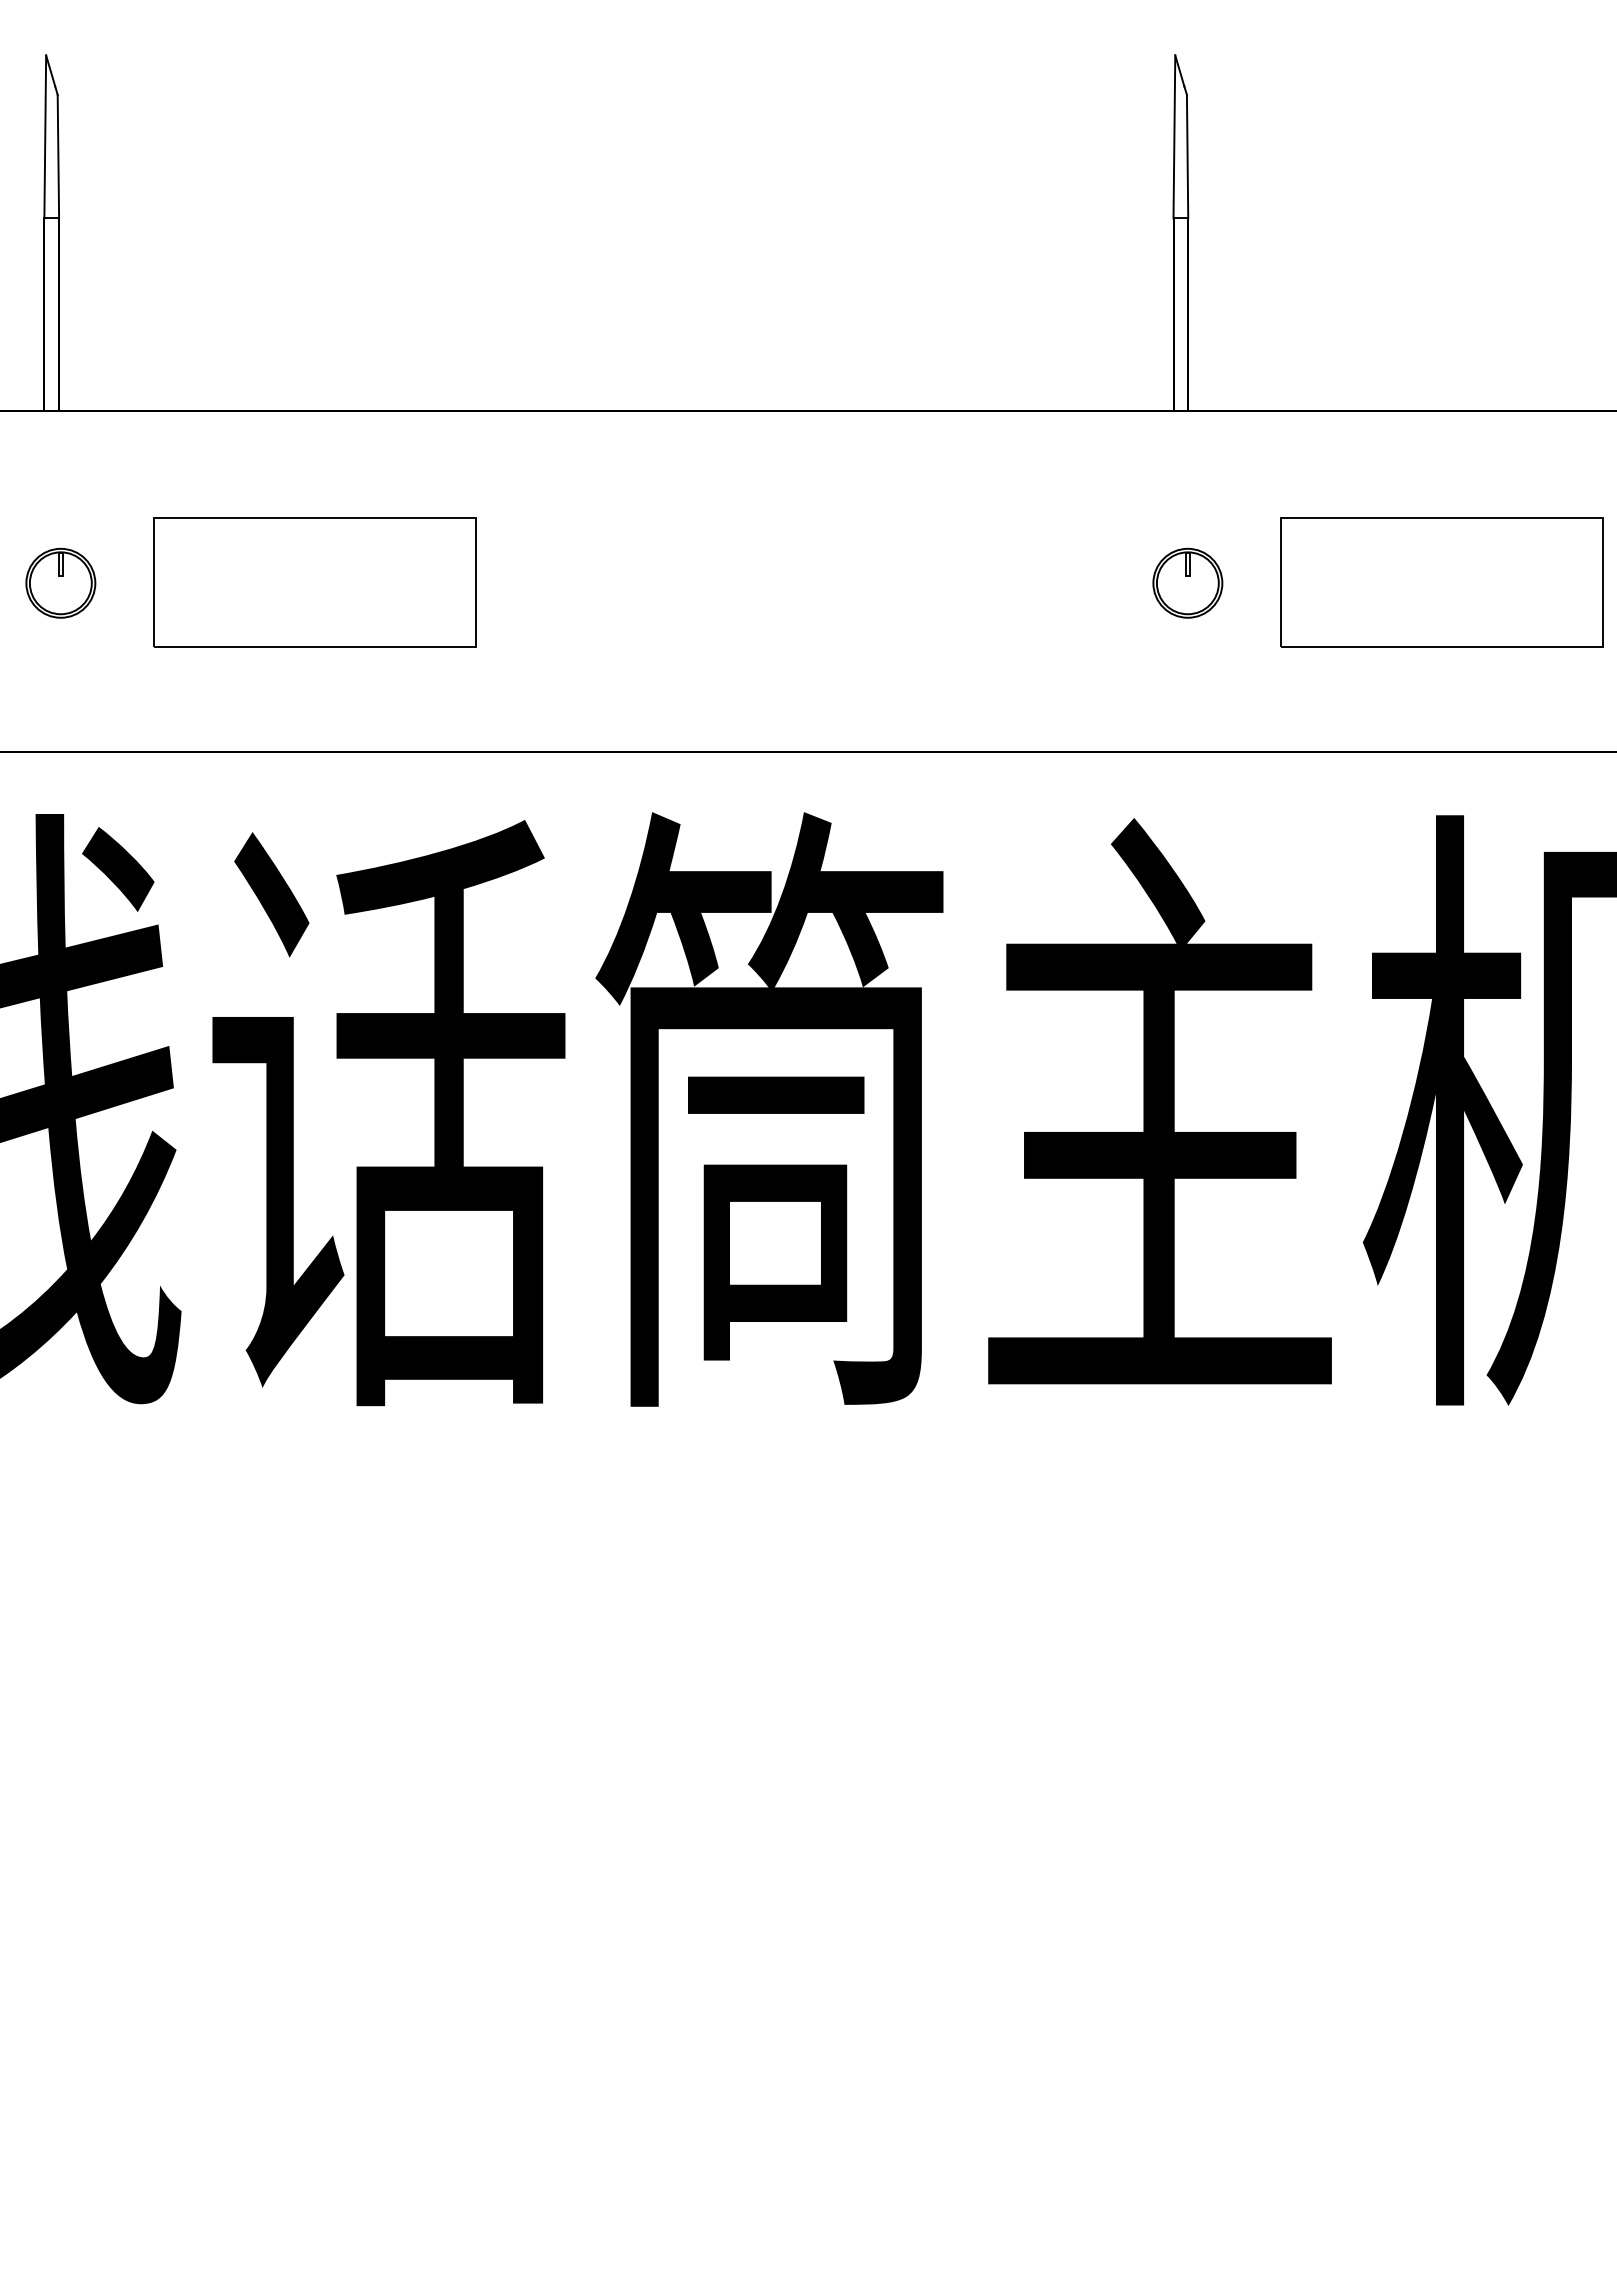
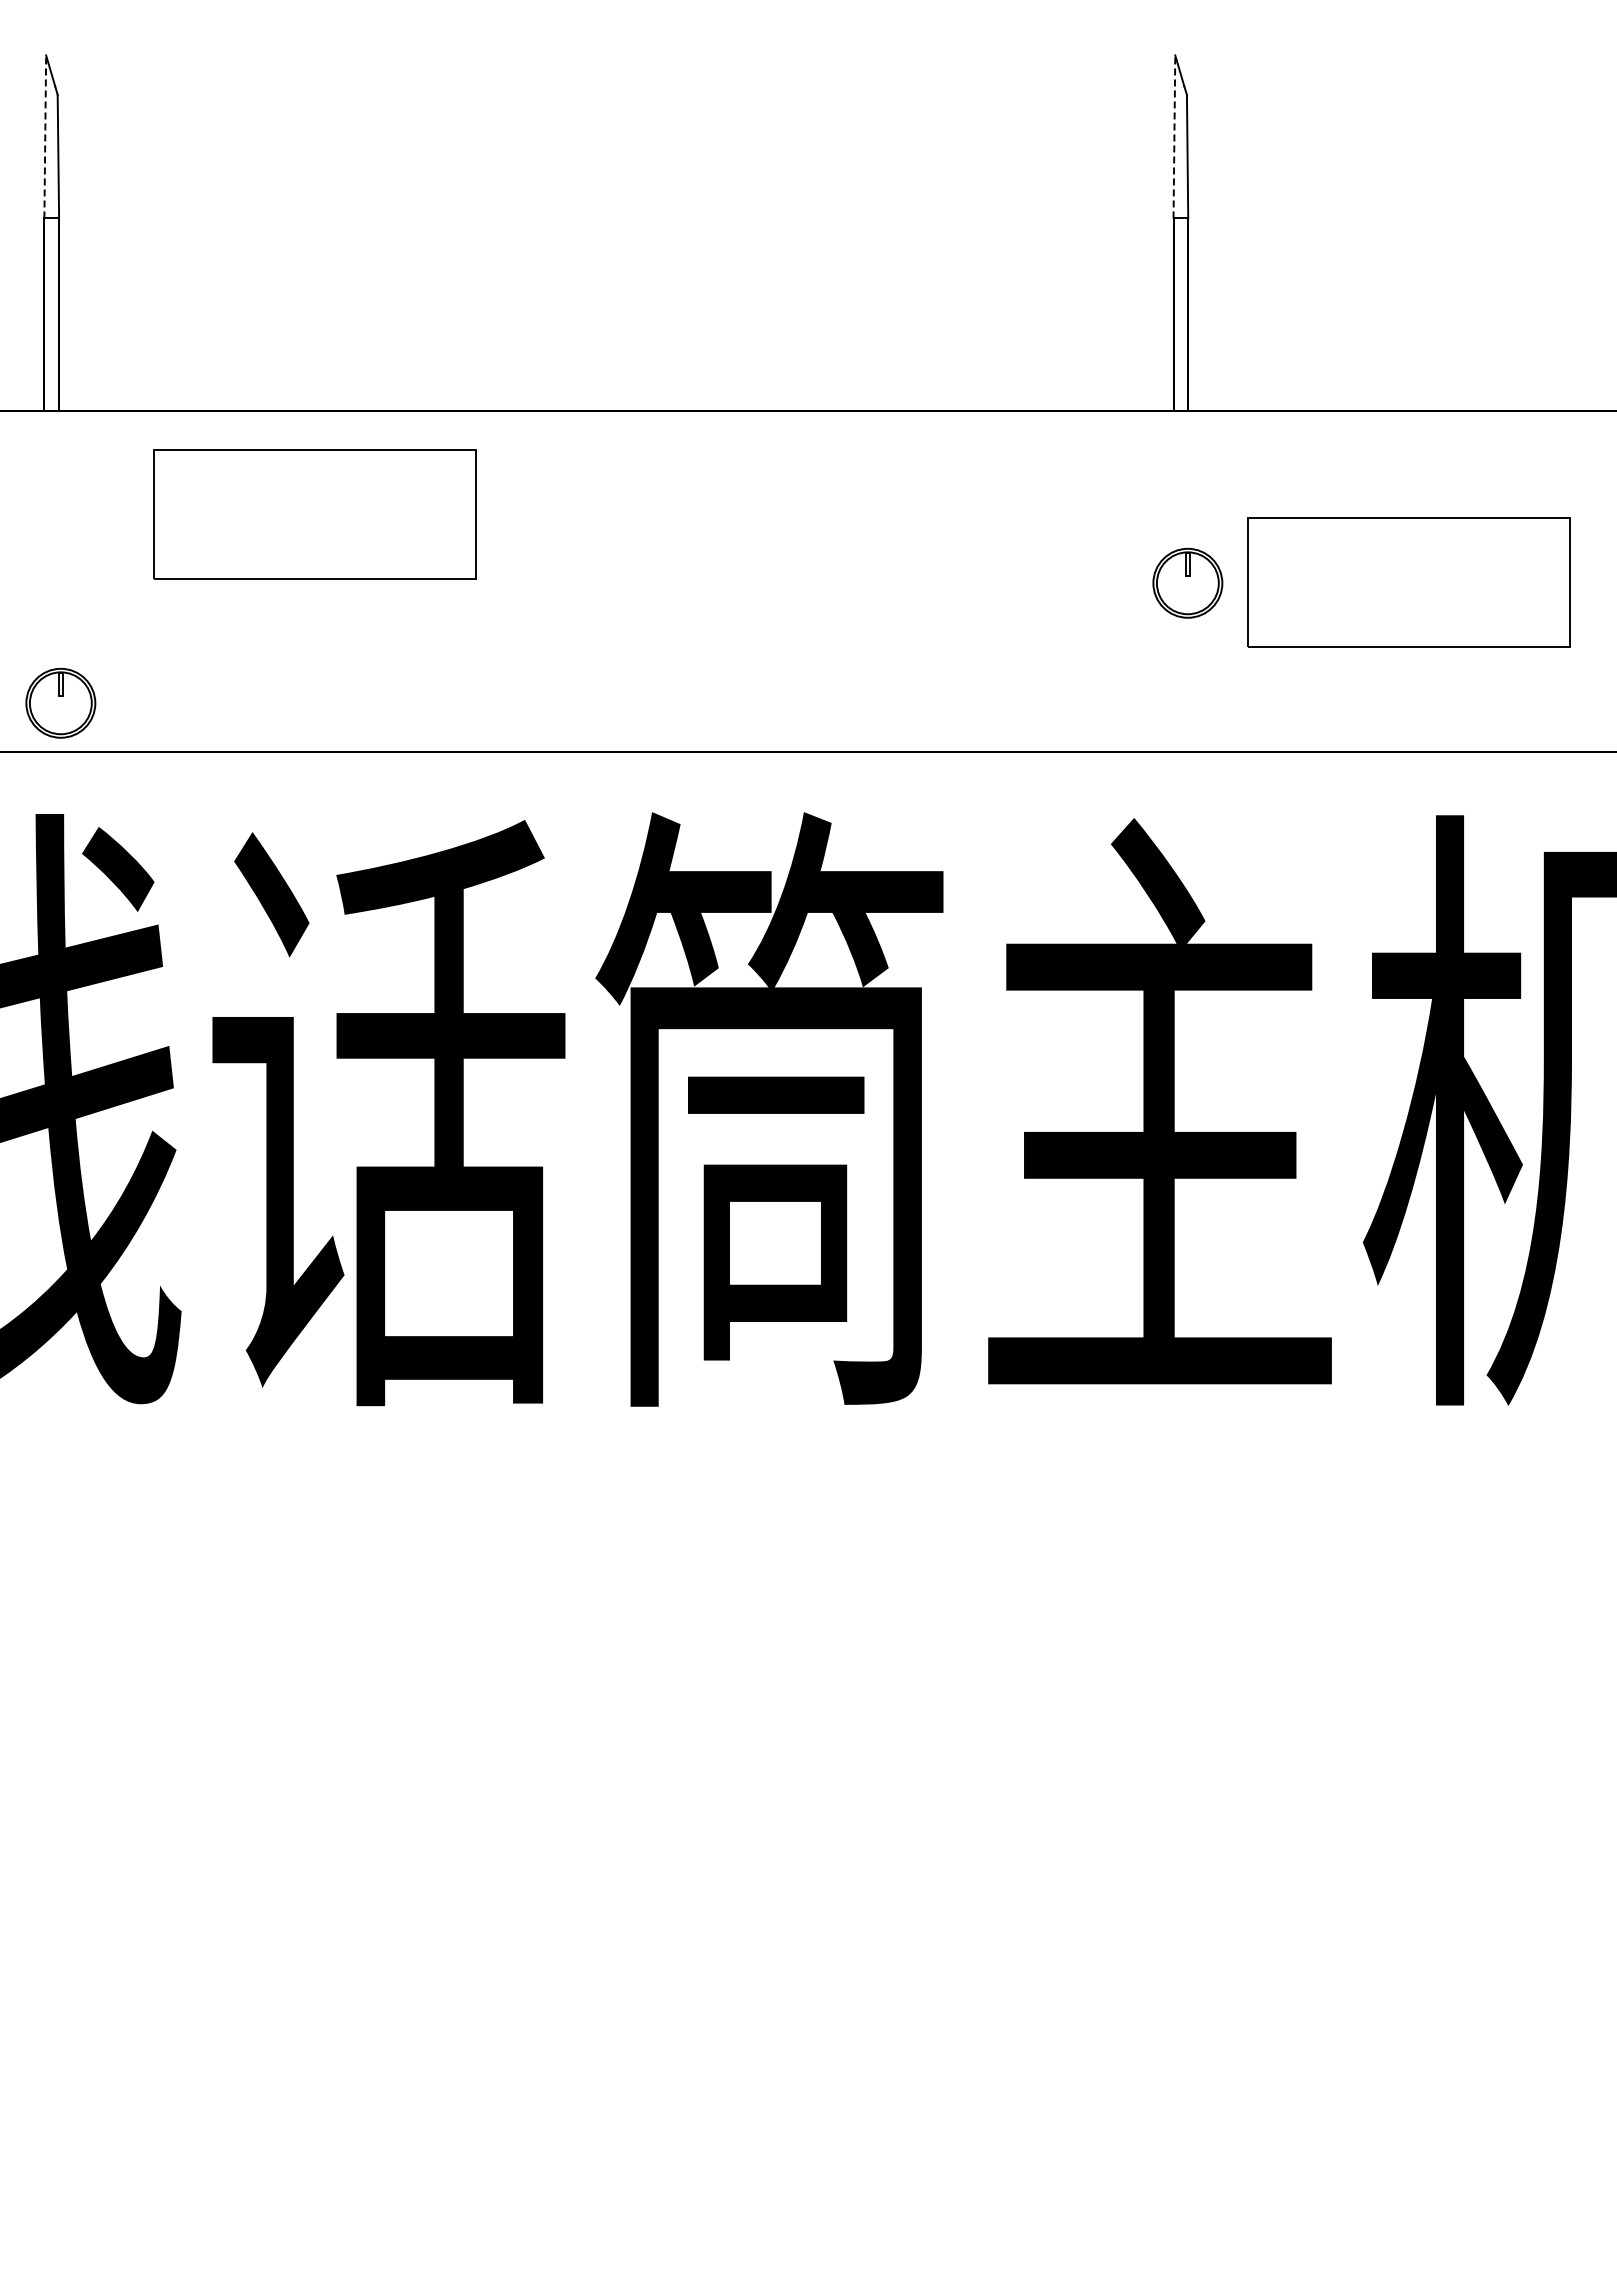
line: solid -> dashed (45, 136)
line: solid -> dashed (1174, 136)
part position: (60, 582) -> (60, 702) (60, 702)
part position: (314, 582) -> (314, 514) (314, 514)
part position: (1441, 582) -> (1408, 582) (1408, 582)
